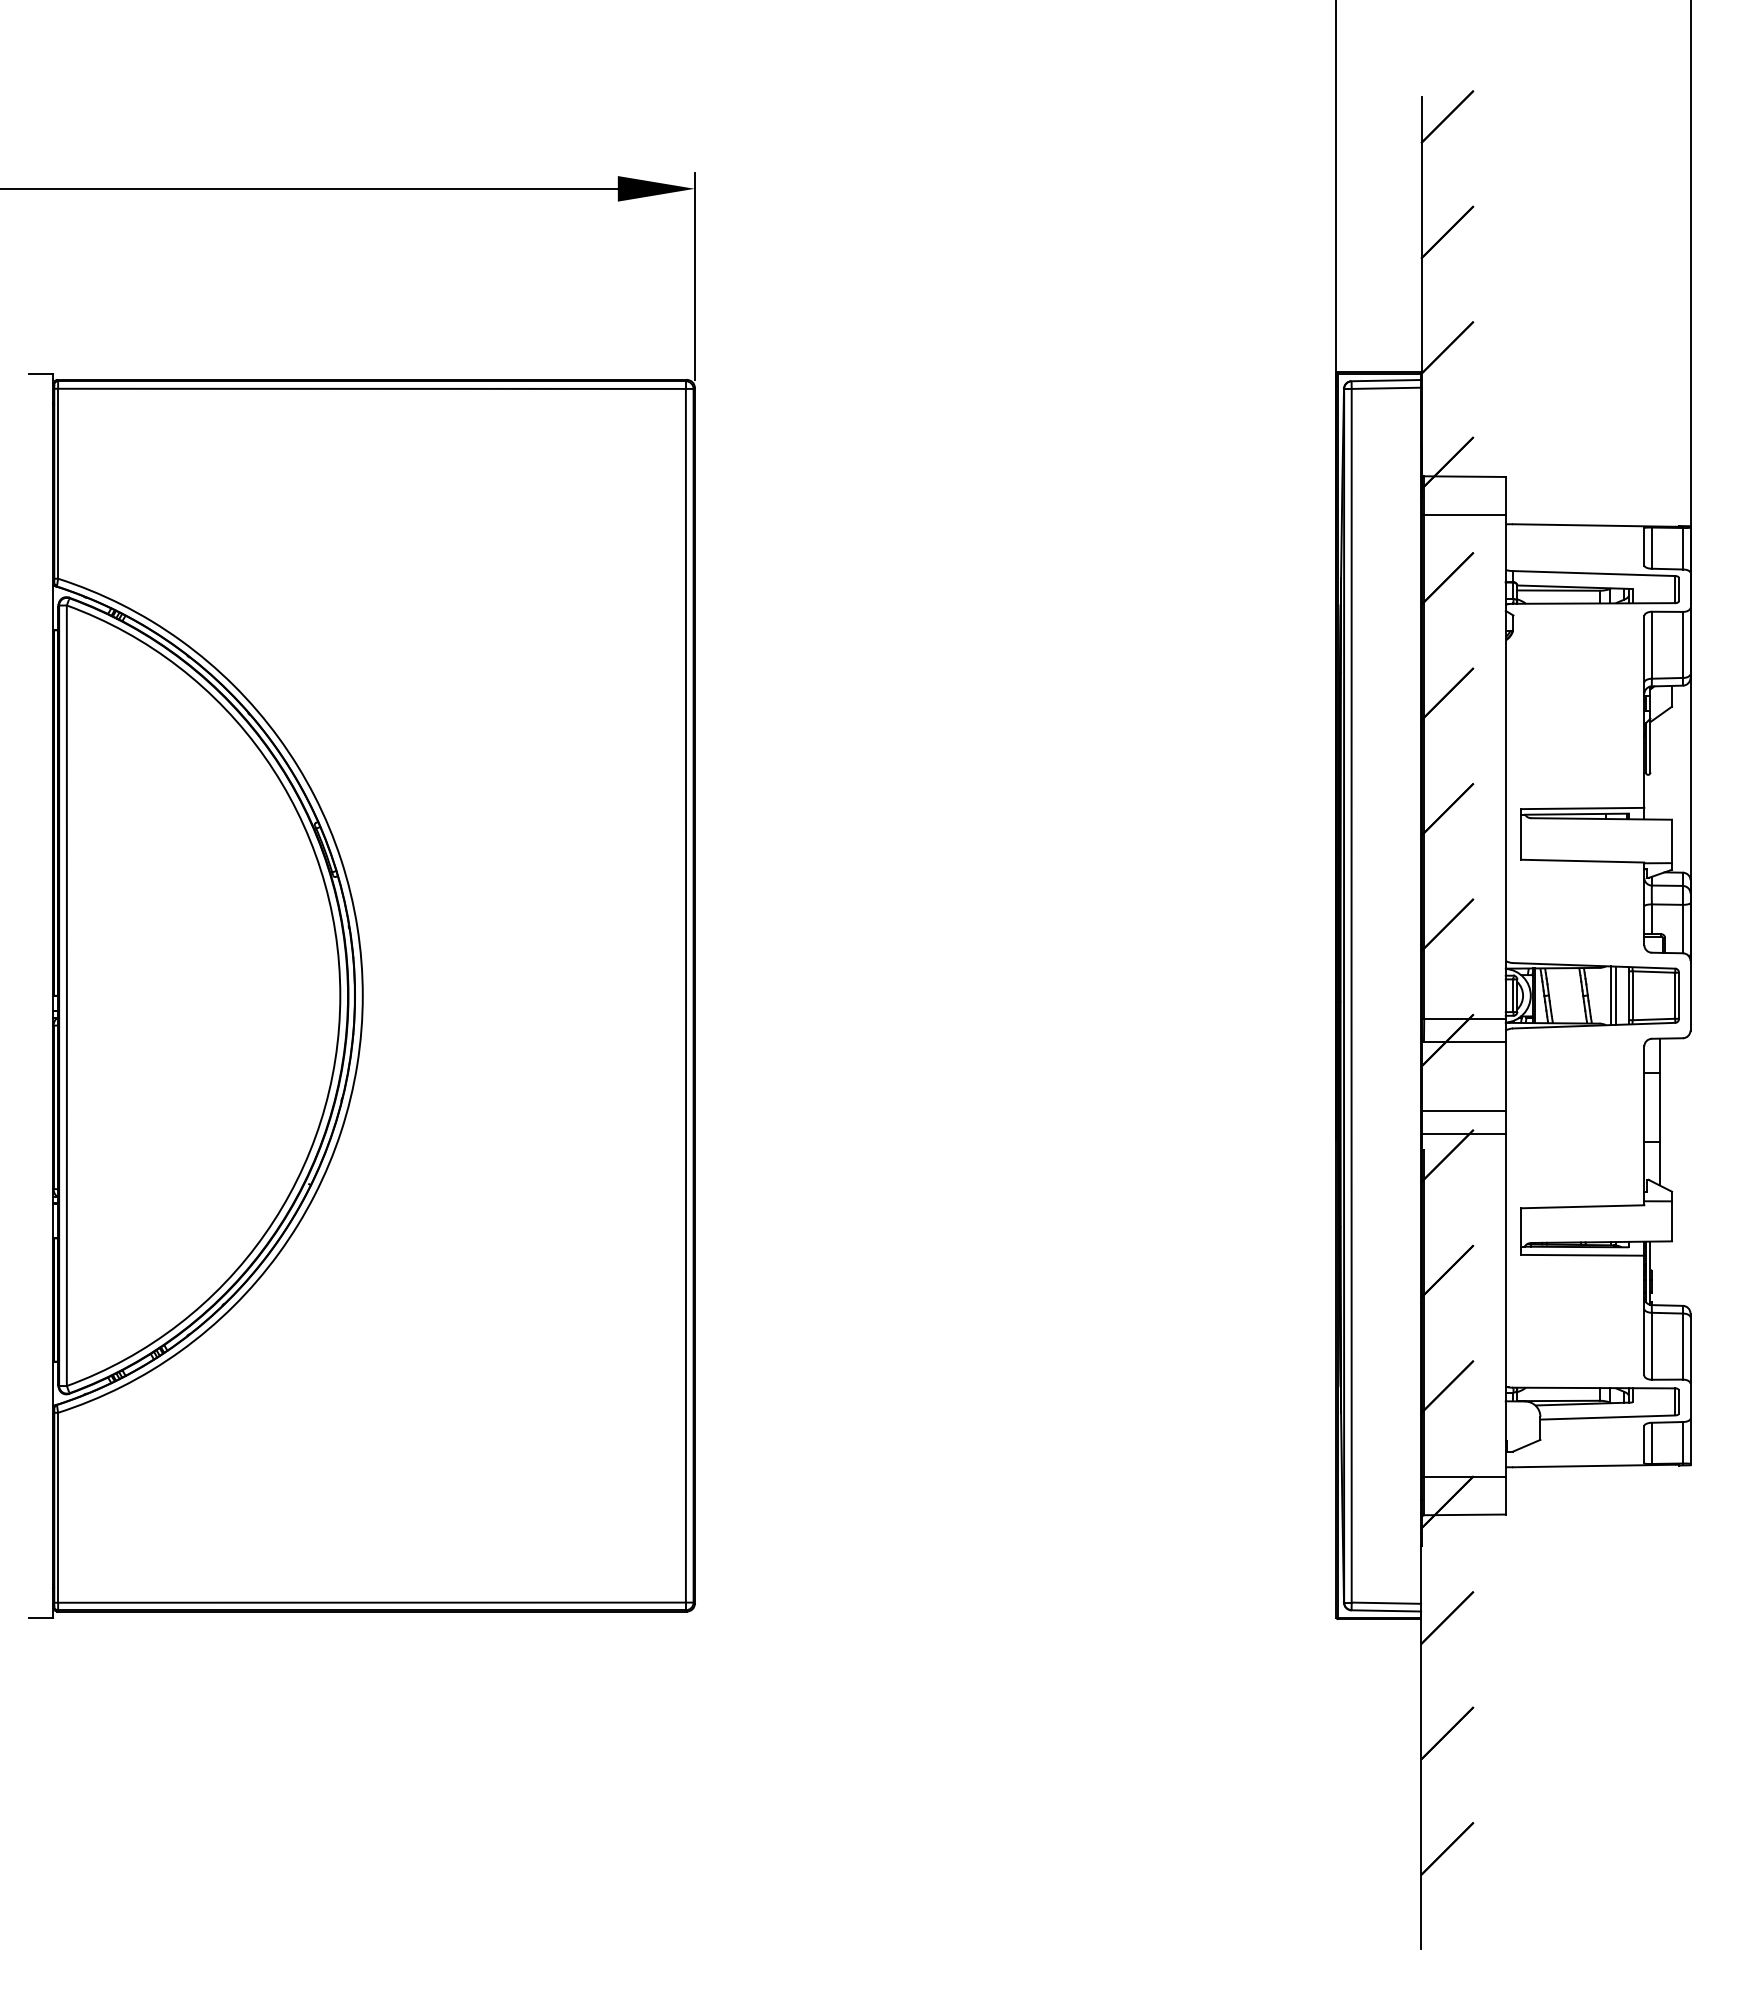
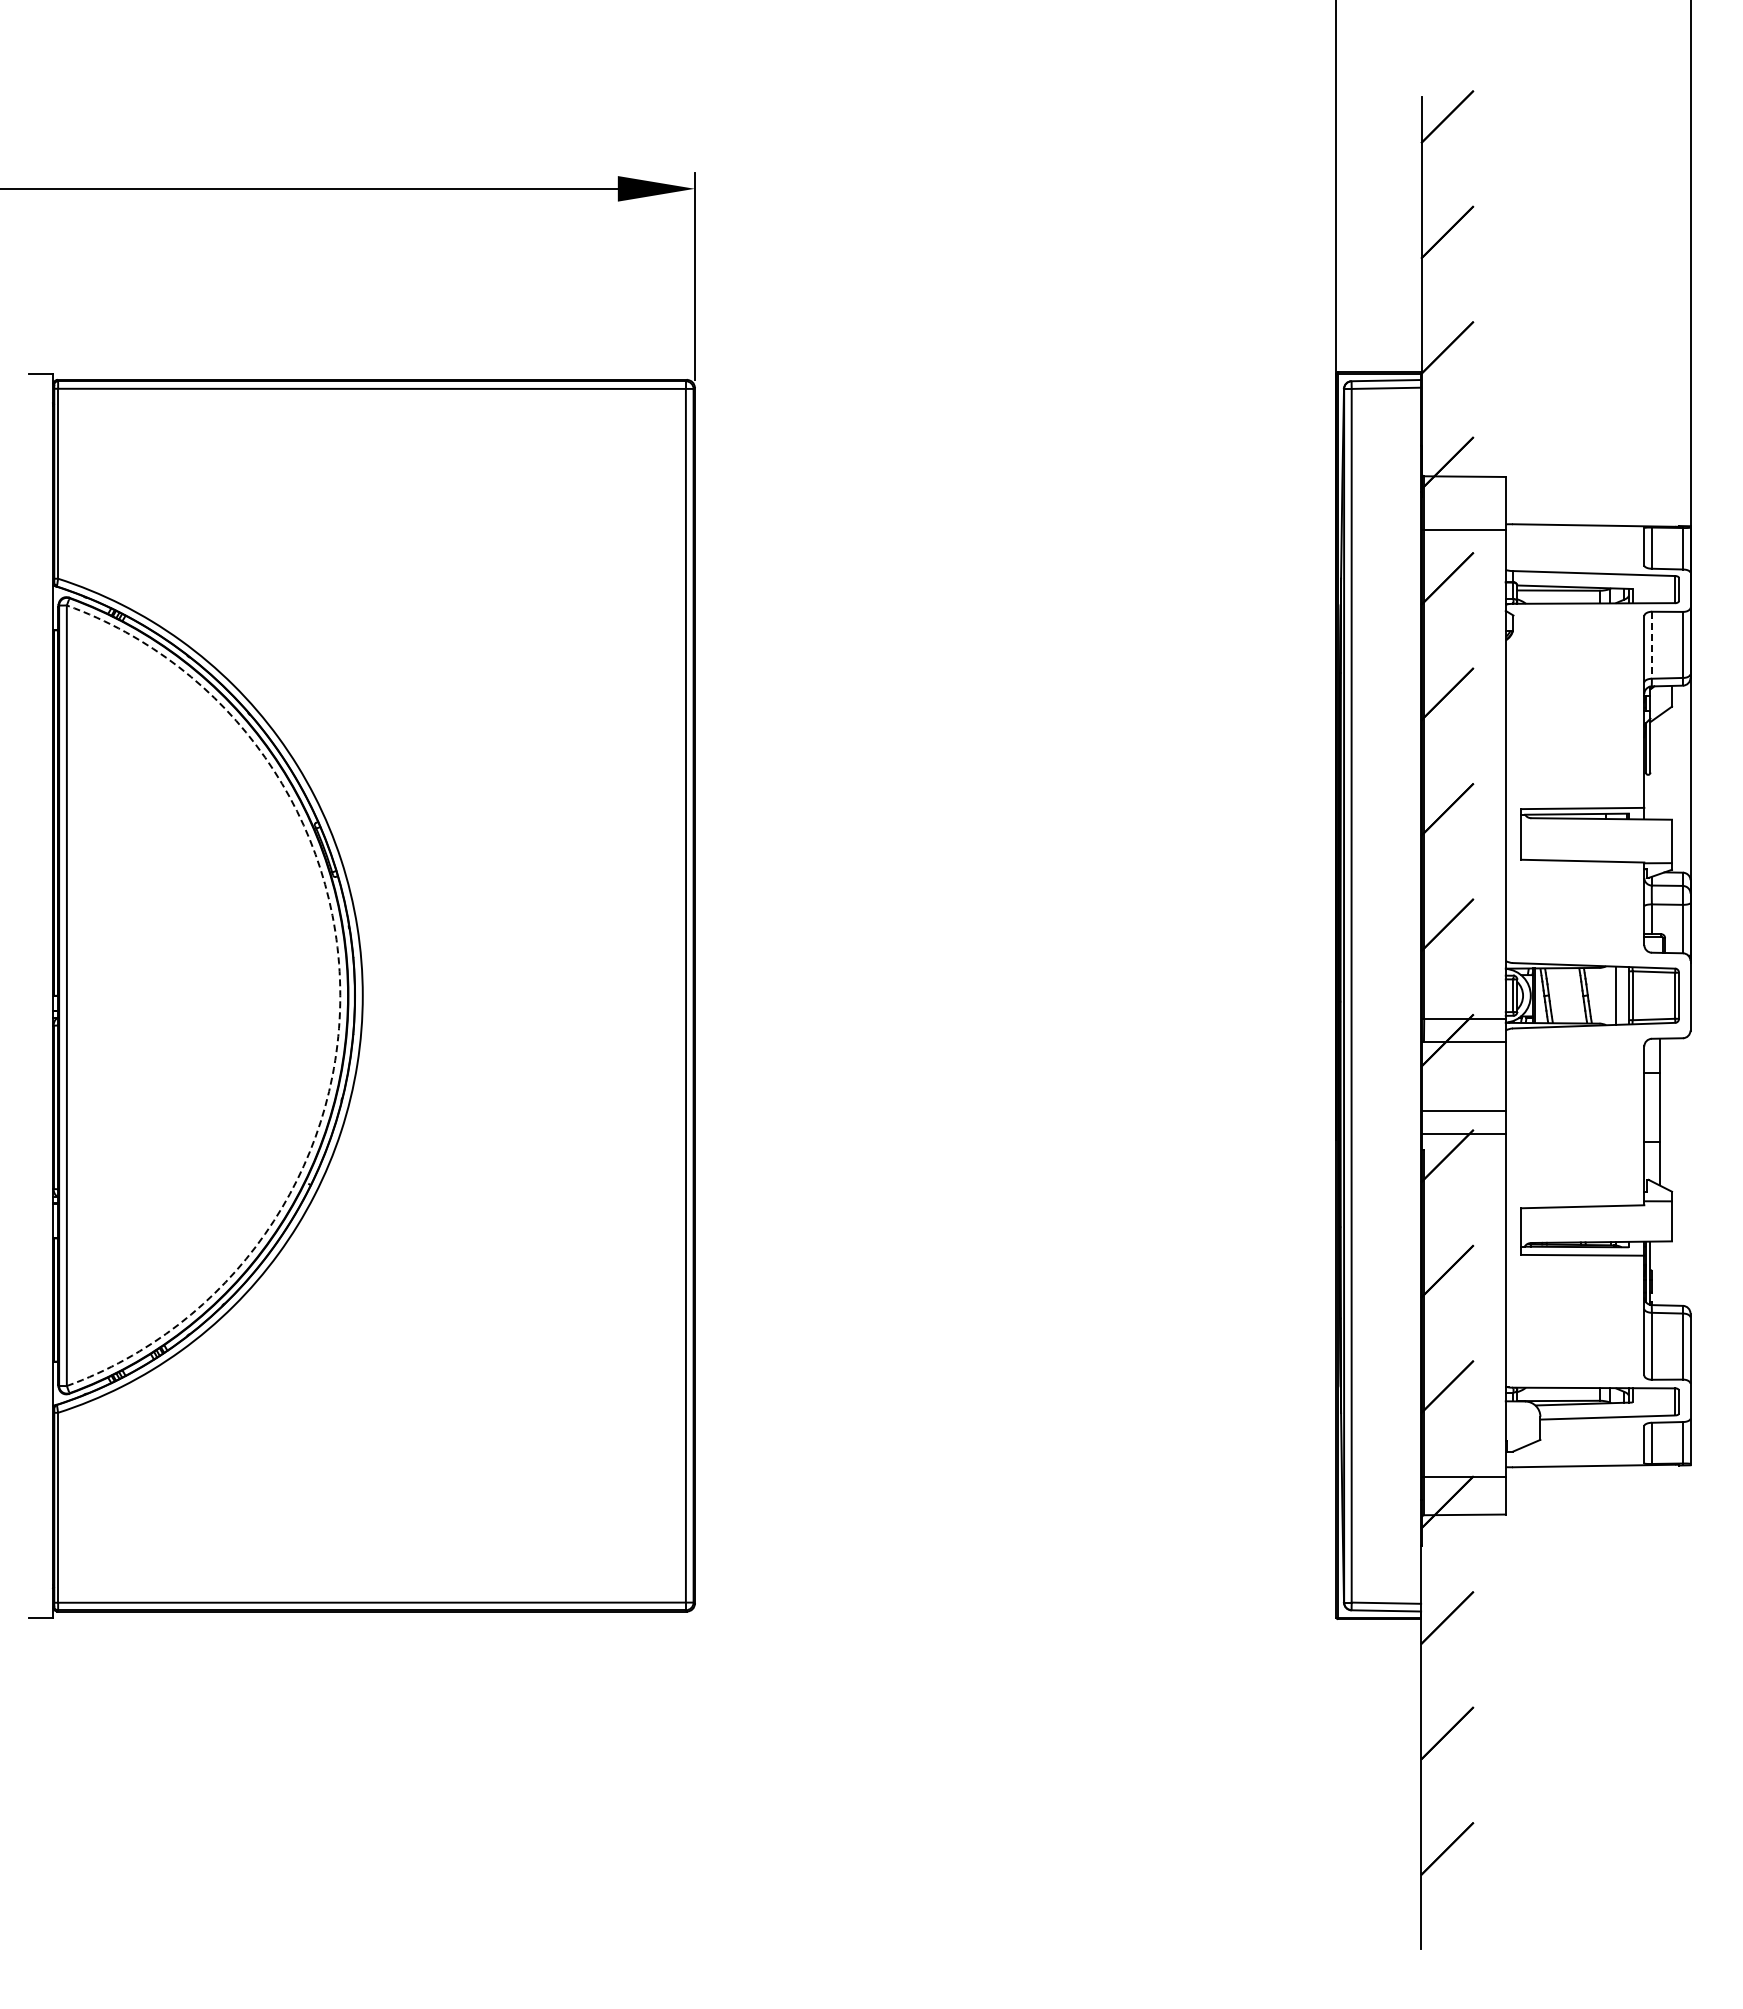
line position: (1463, 514) -> (1463, 529) (1463, 529)
line: solid -> dashed (1651, 645)
arc: solid -> dashed (340, 995)
line: present -> none (1611, 995)
